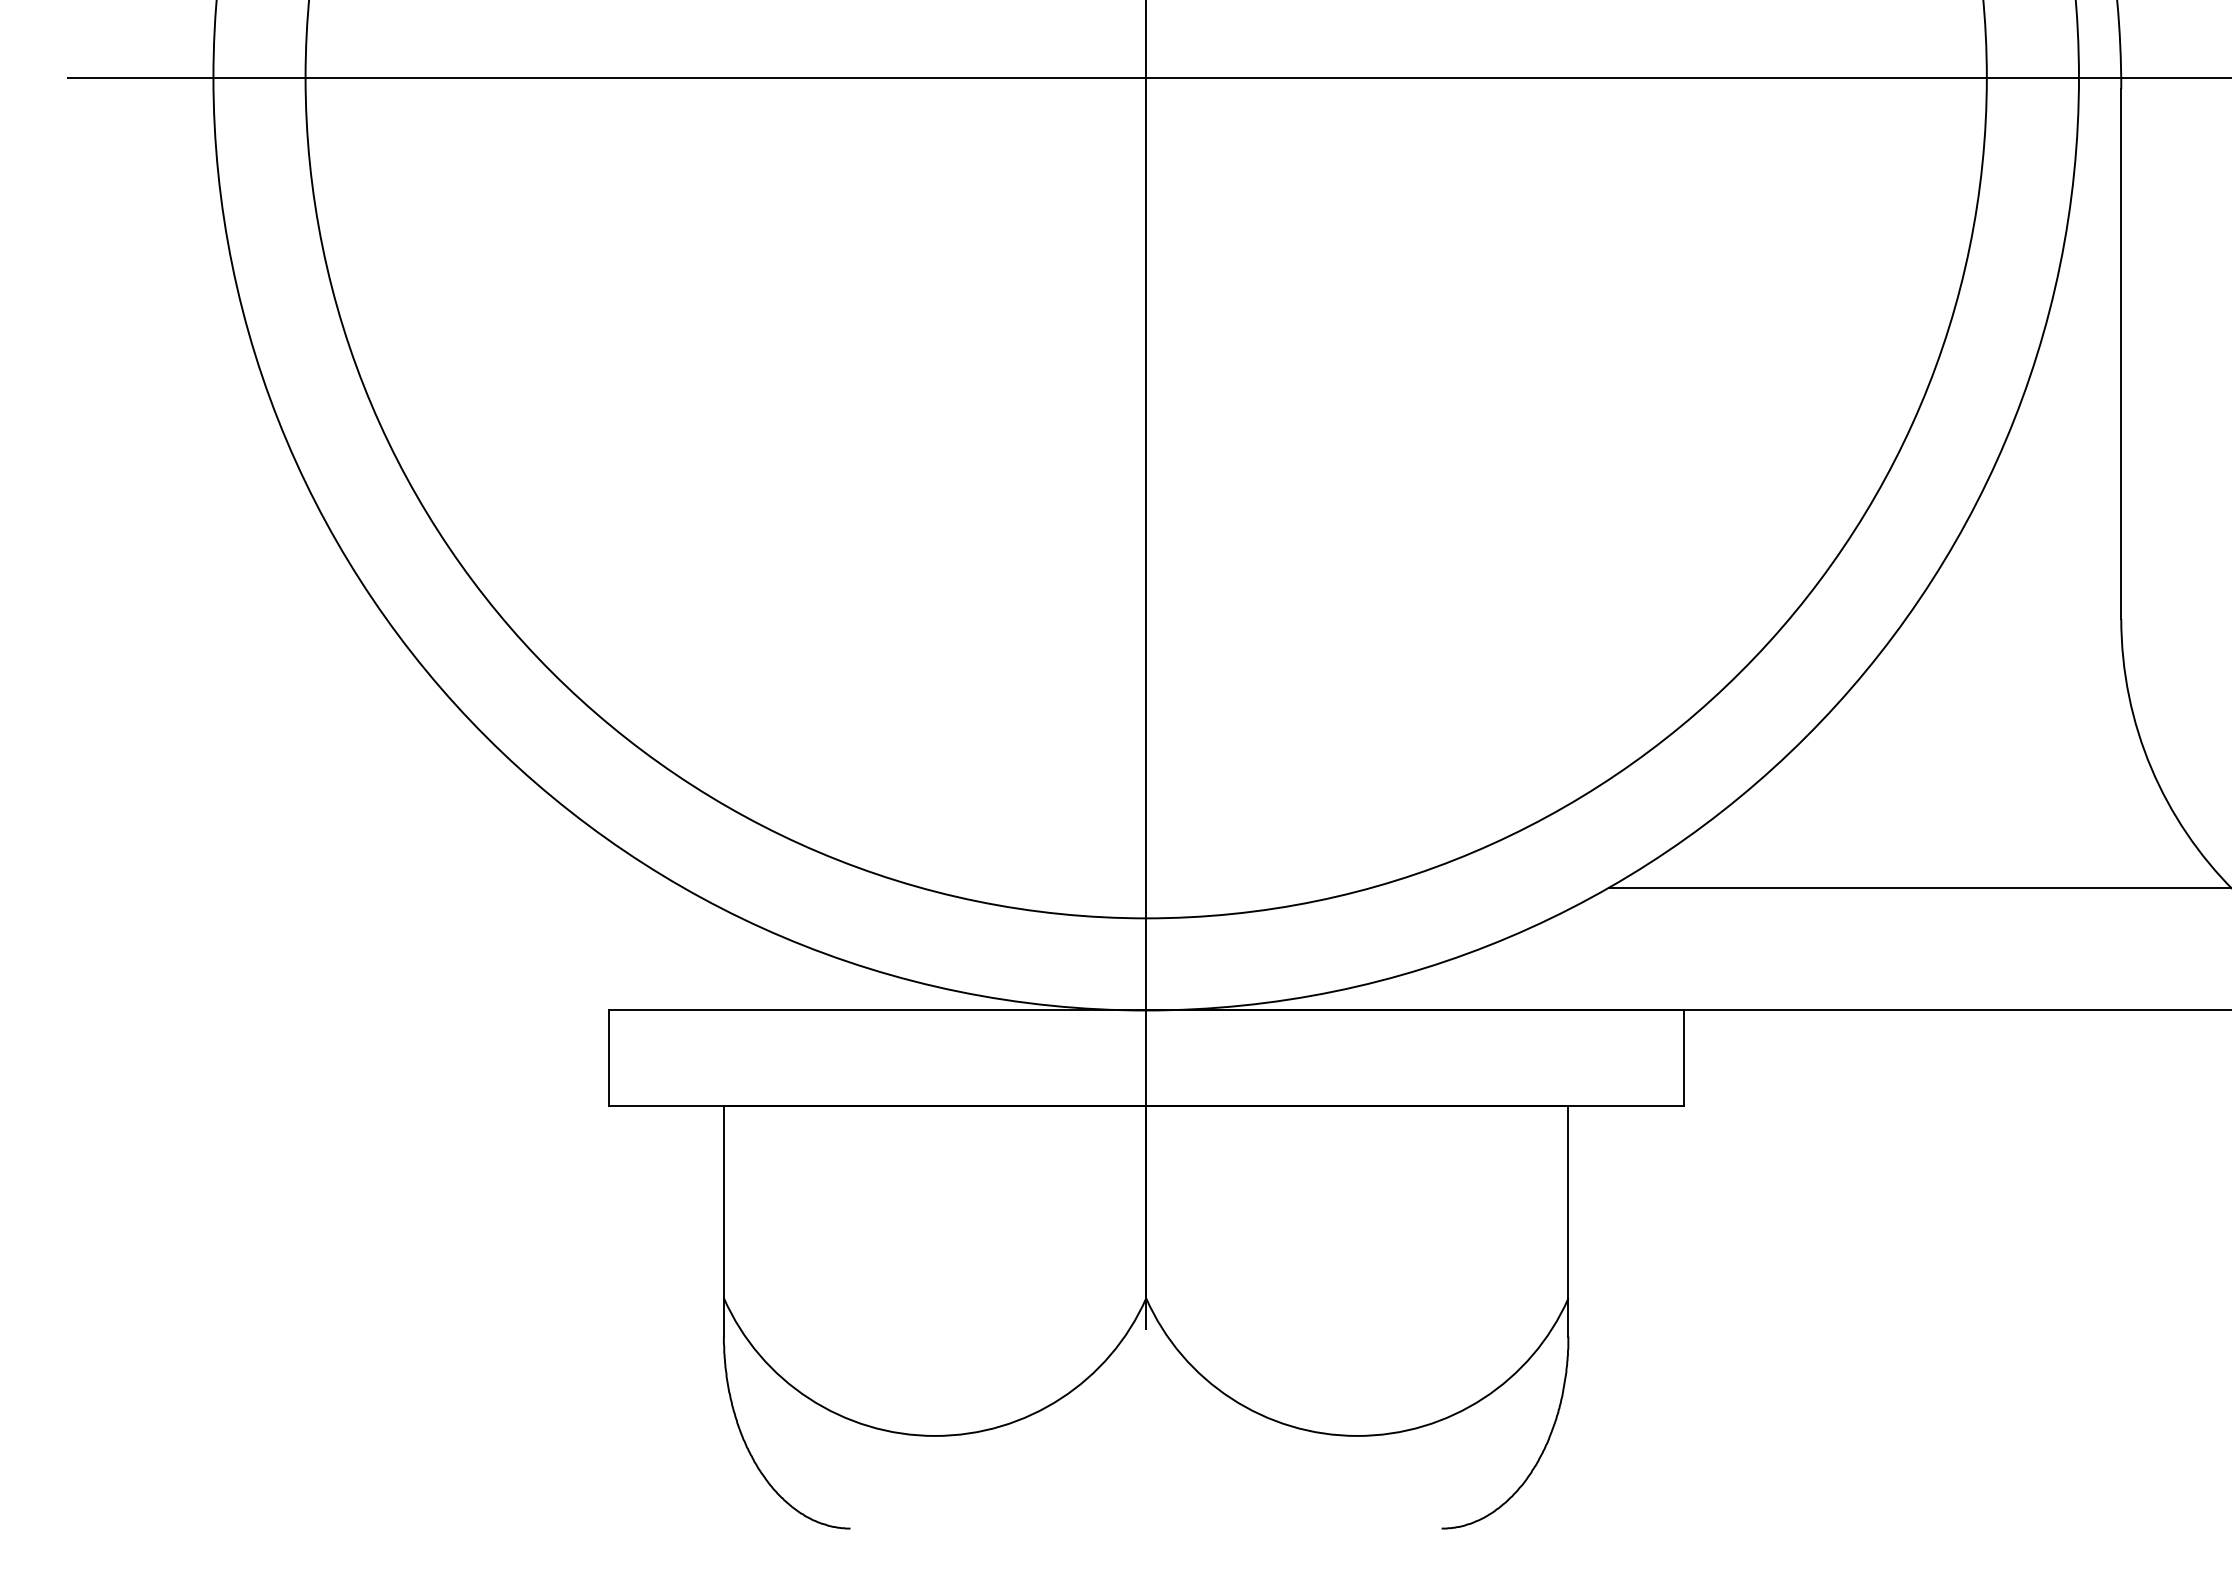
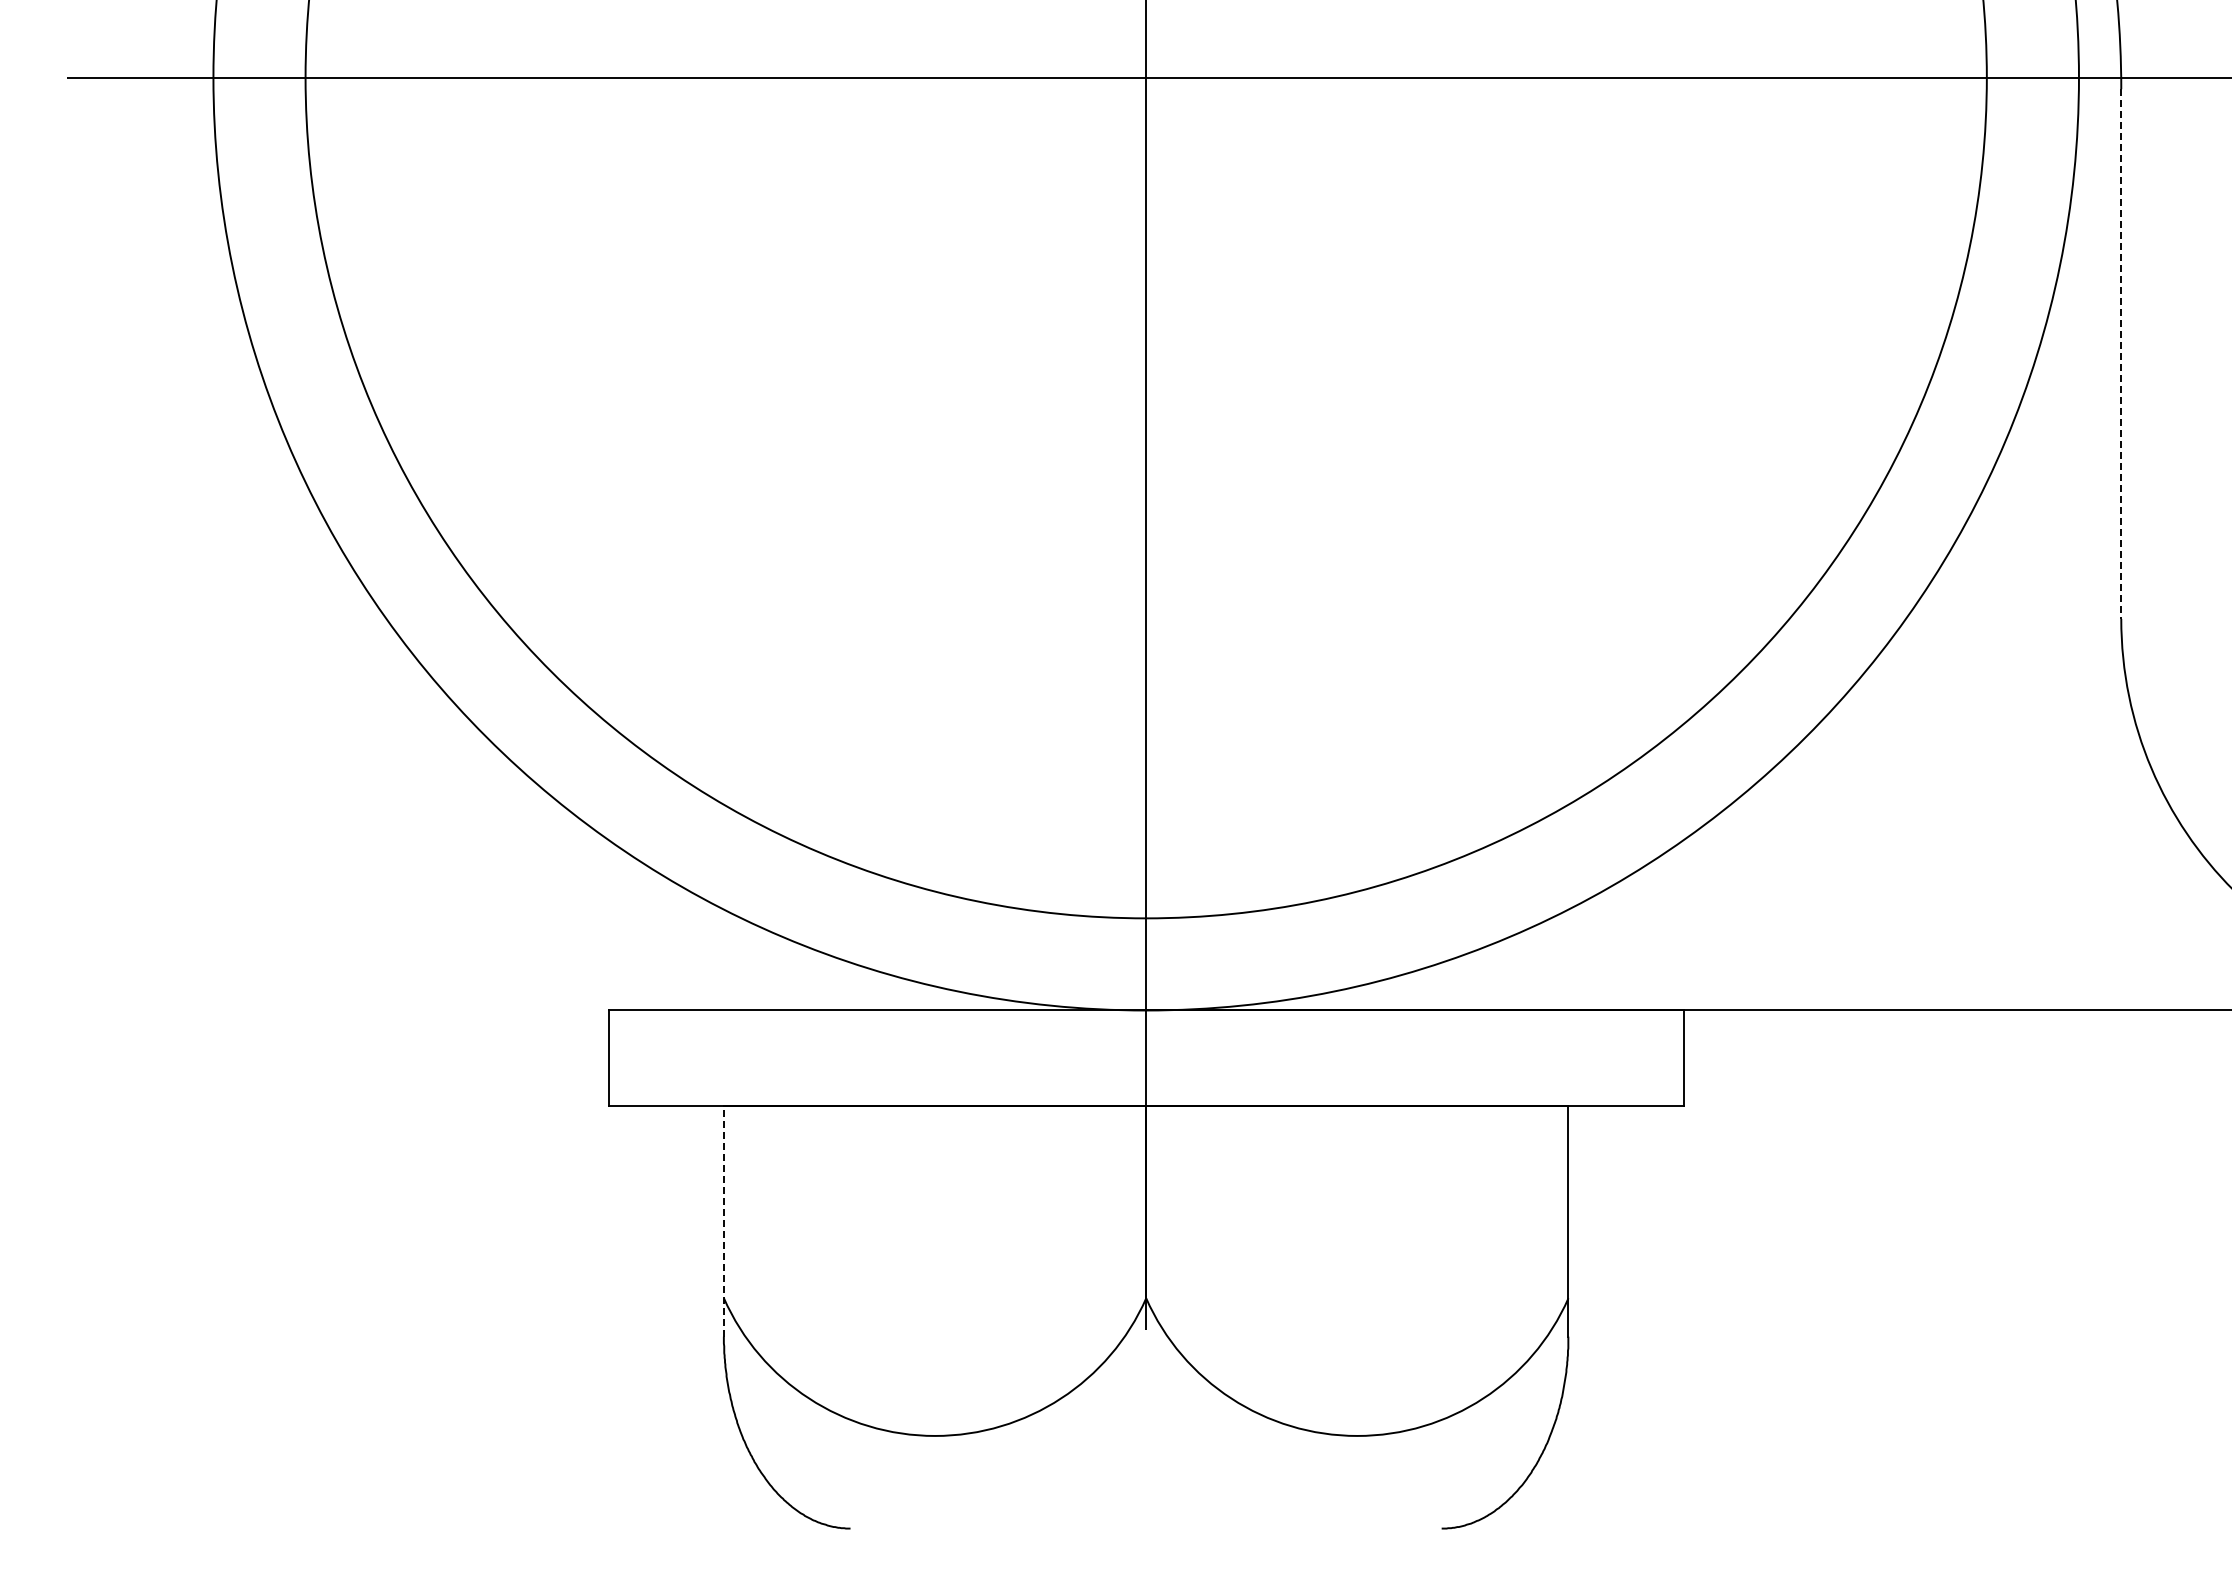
line: solid -> dashed (2121, 354)
line: present -> none (1918, 887)
line: solid -> dashed (723, 1221)
